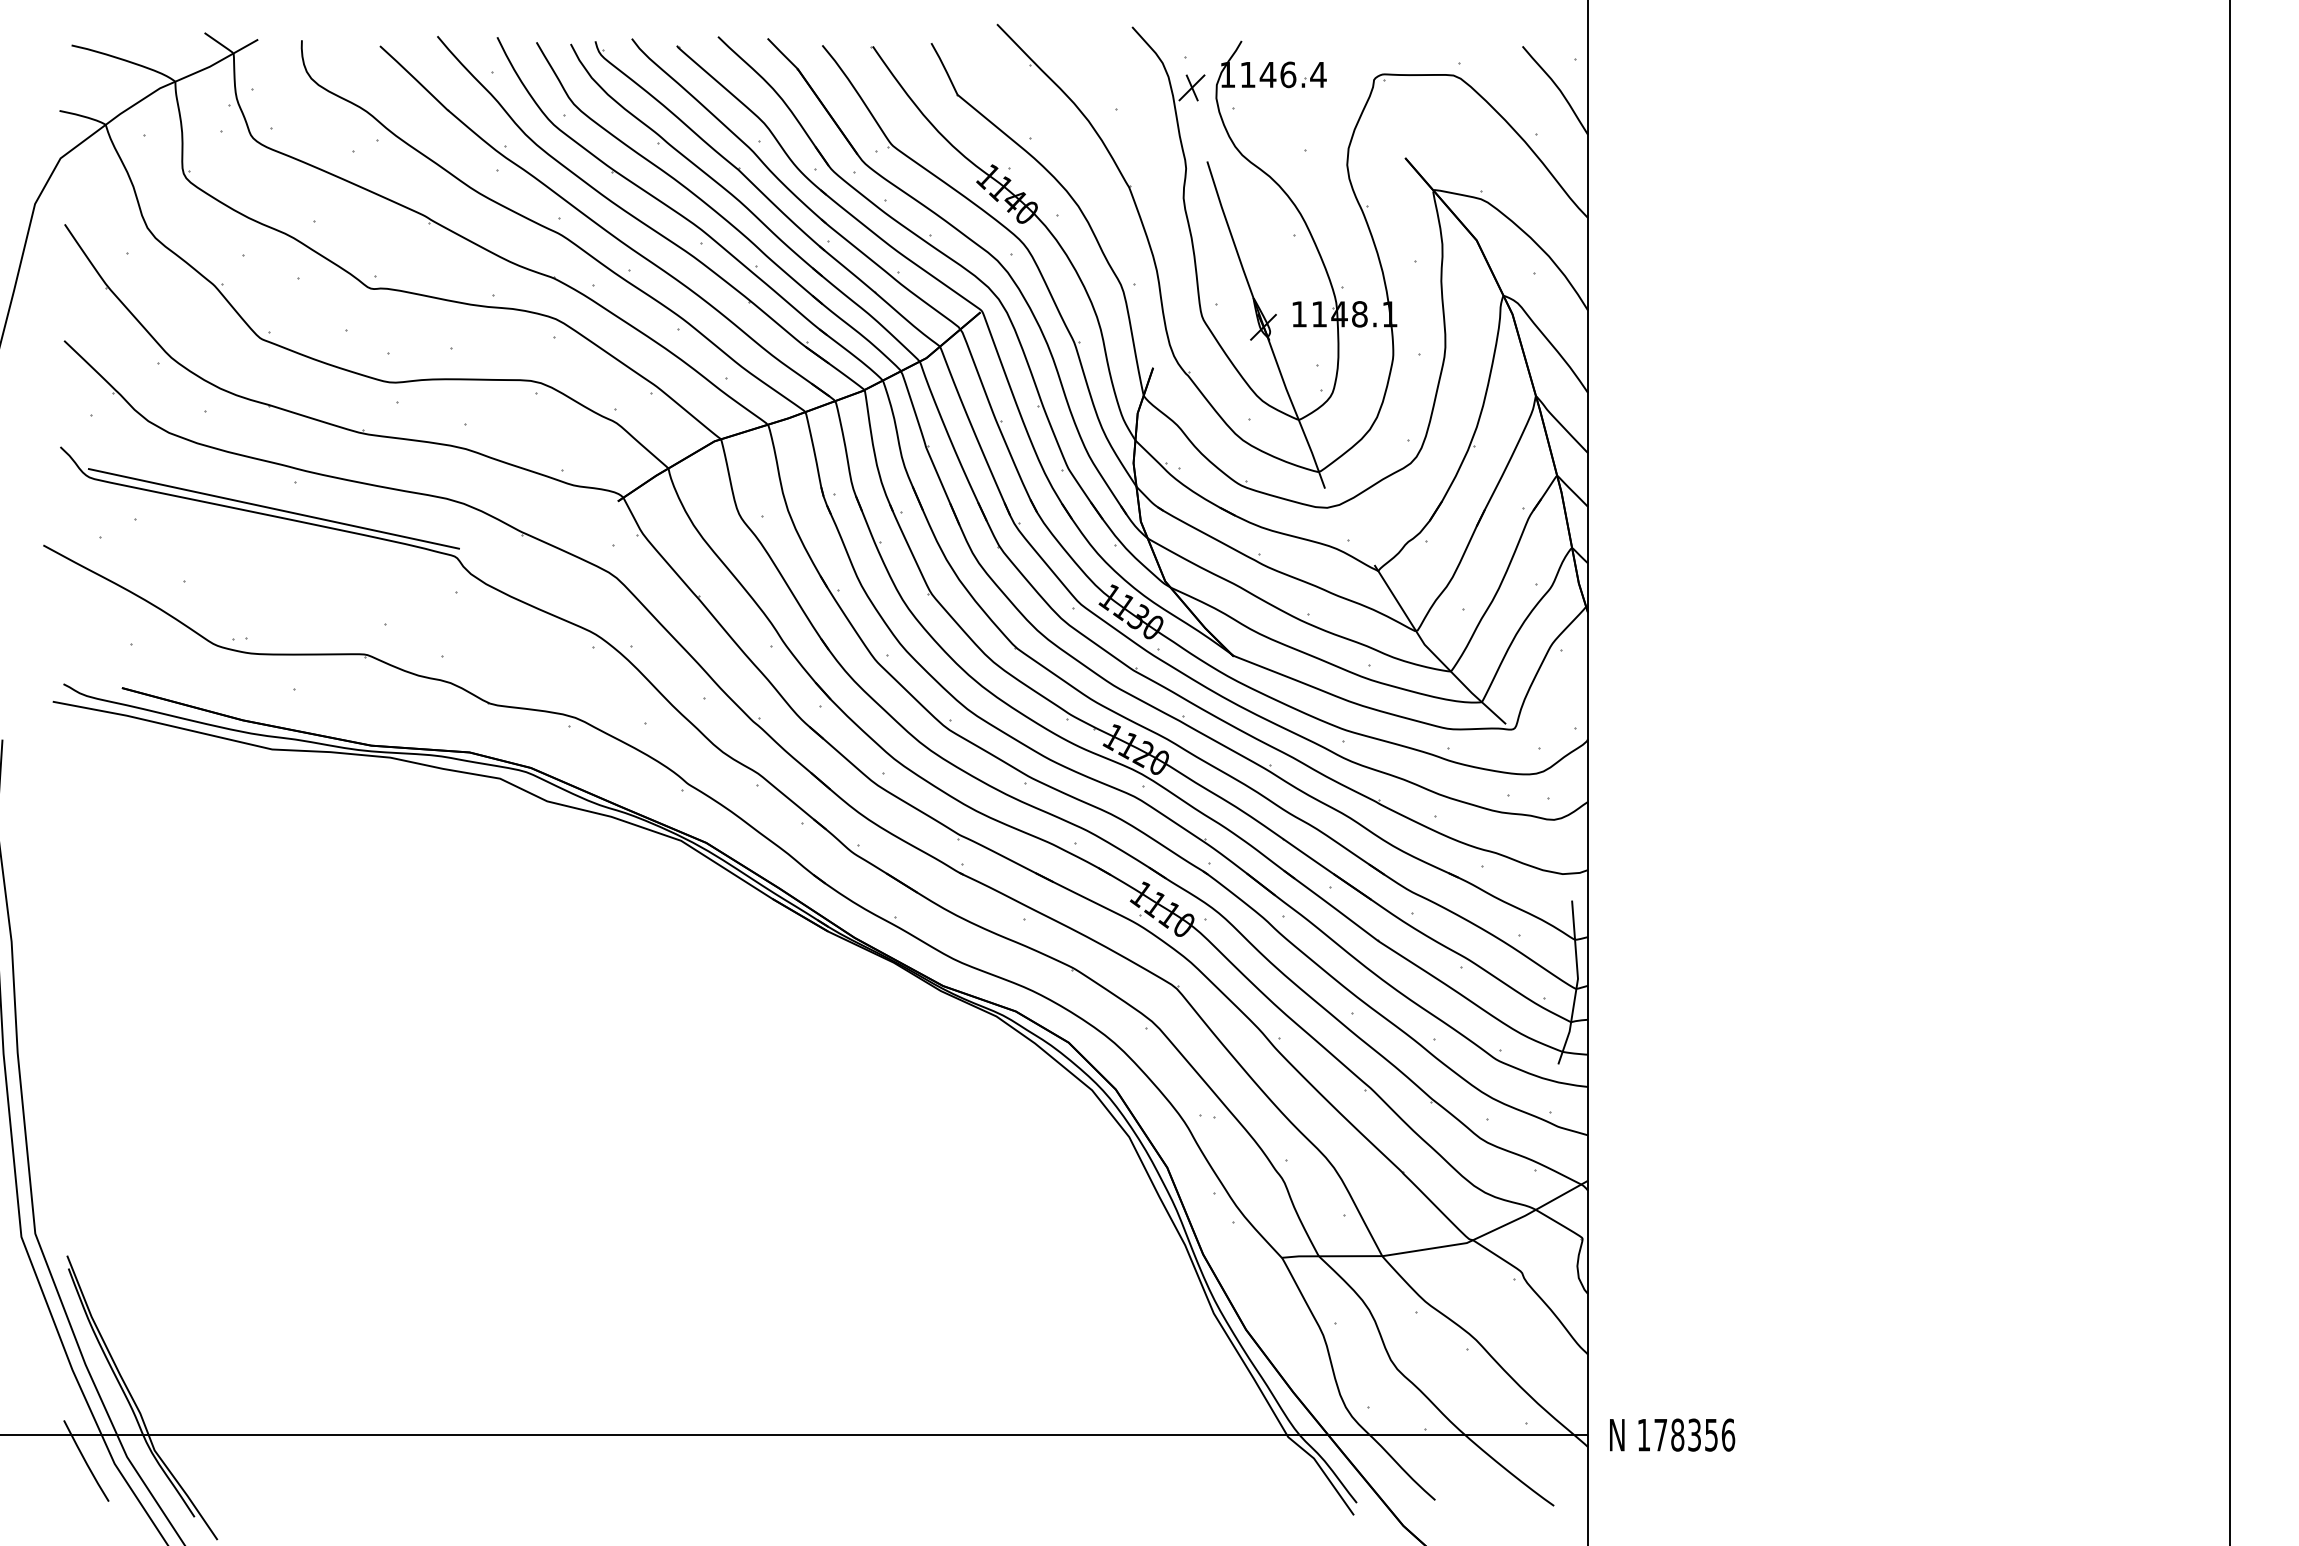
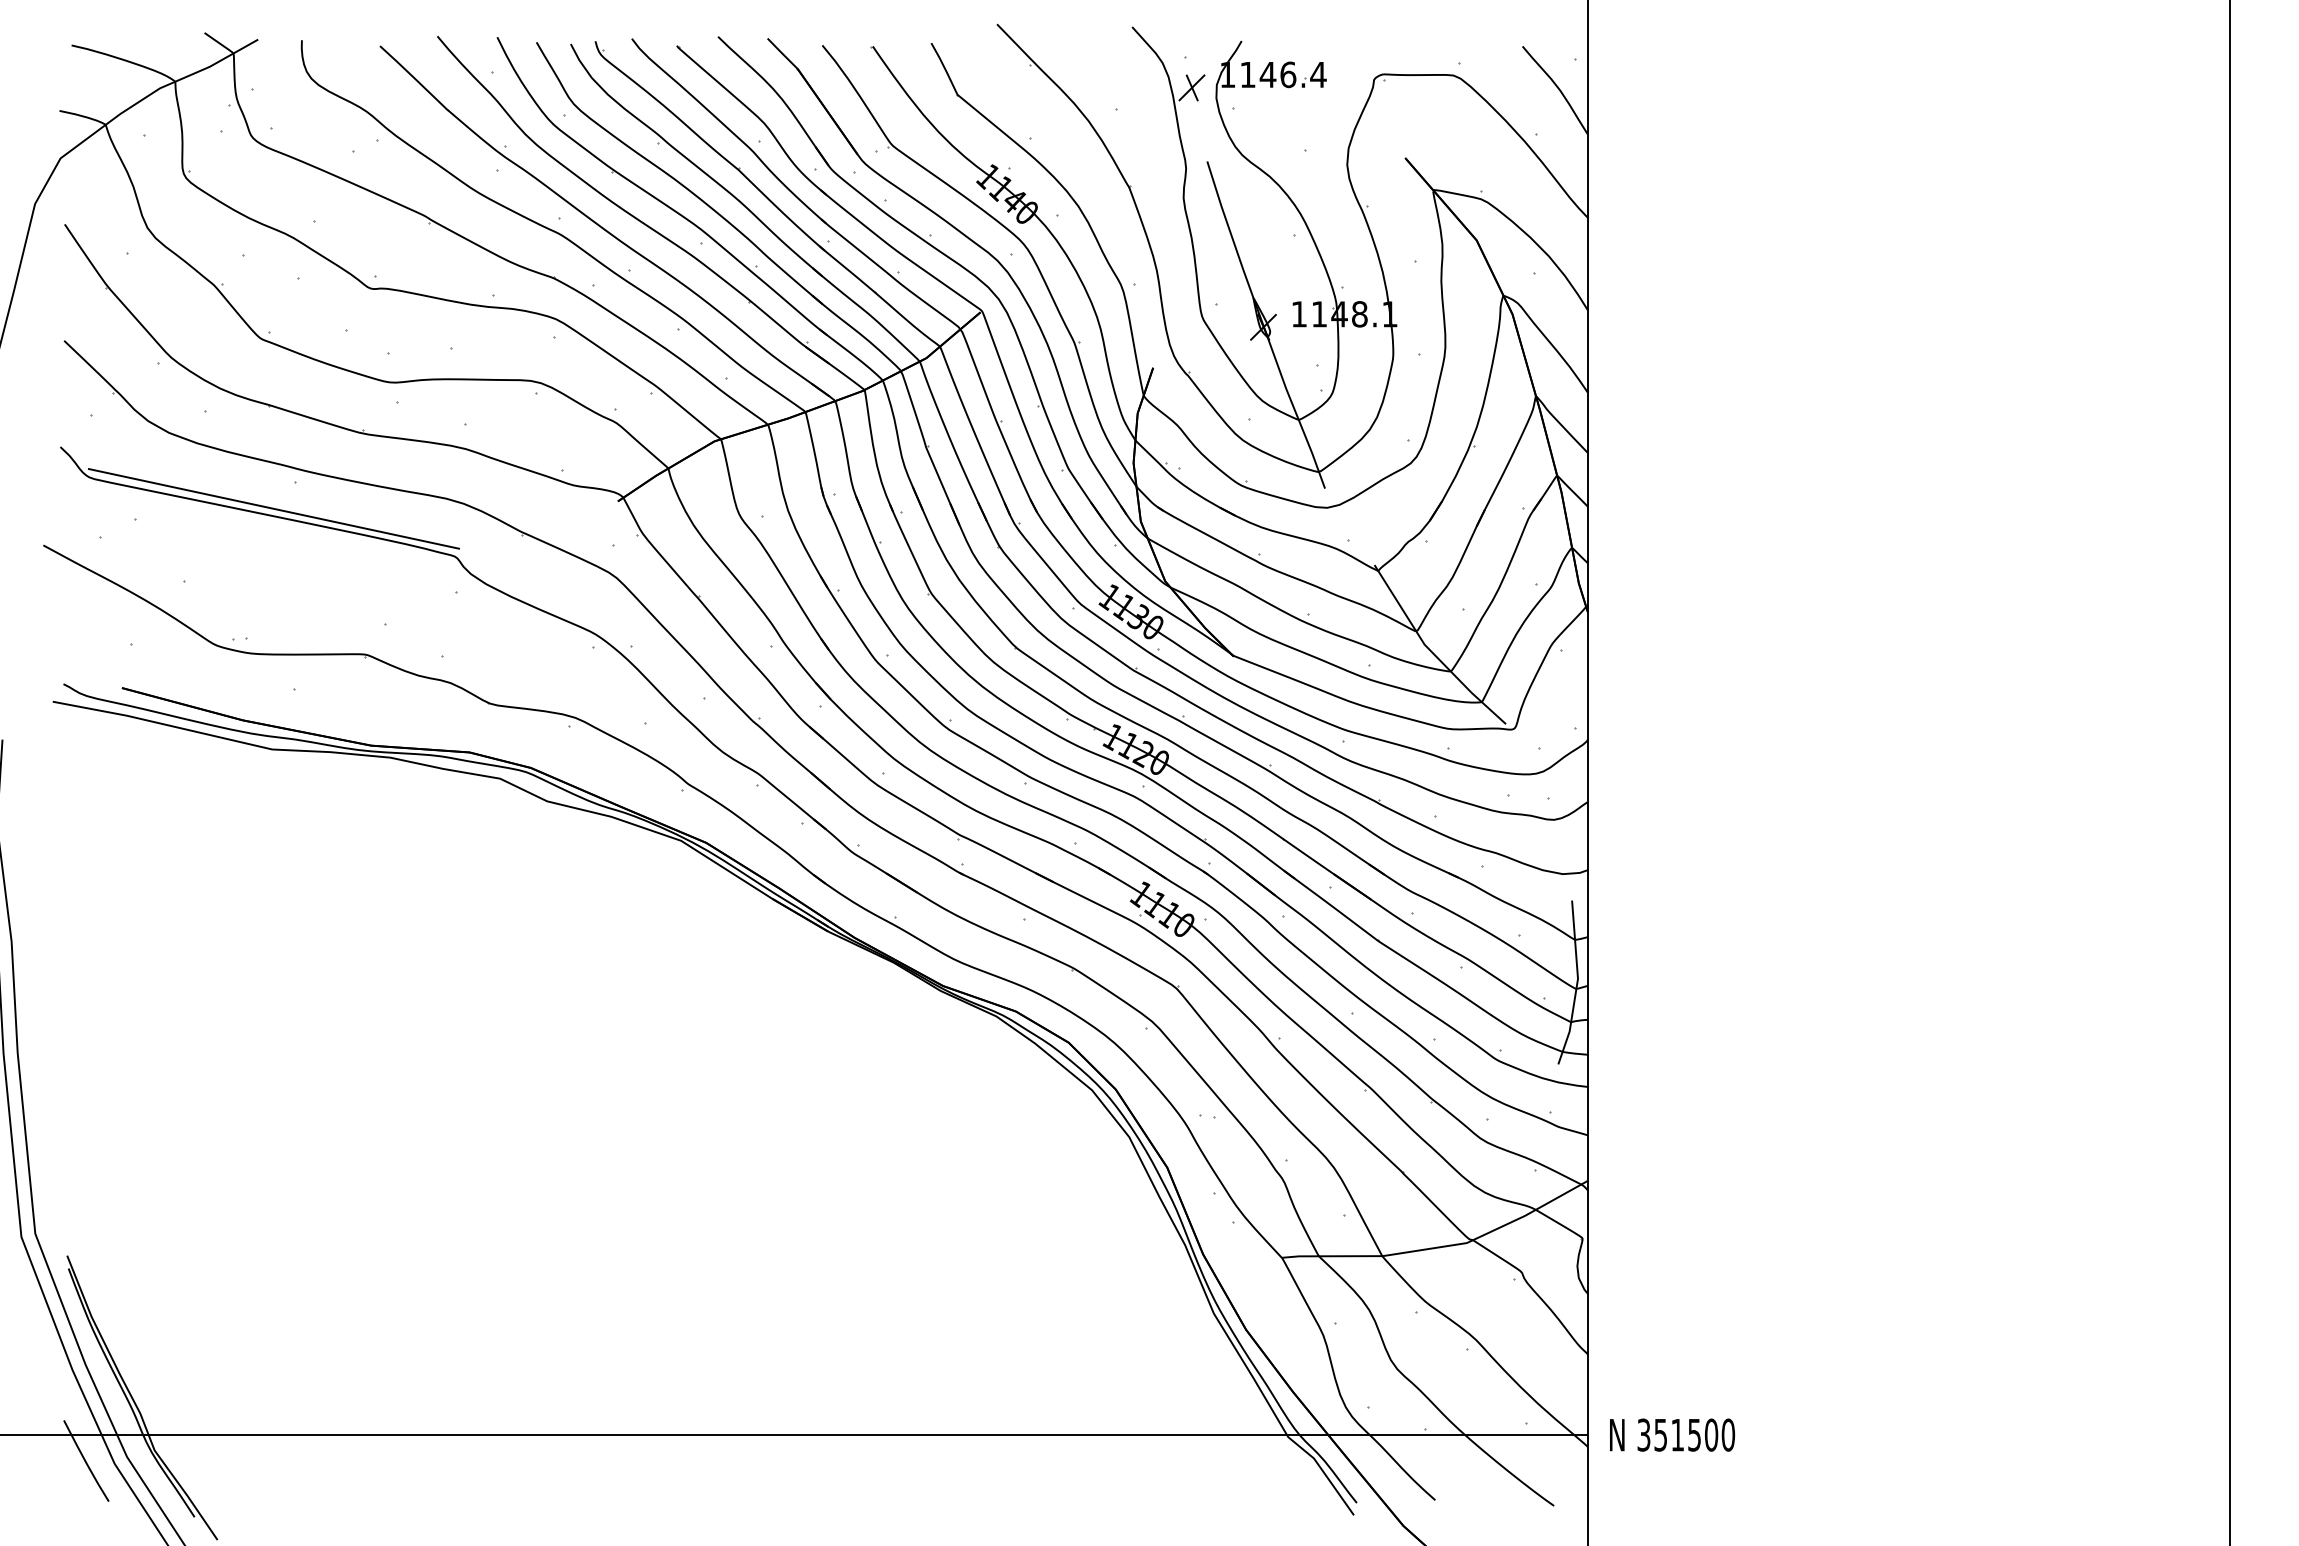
text: 178356 -> 351500 (1686, 1434)
